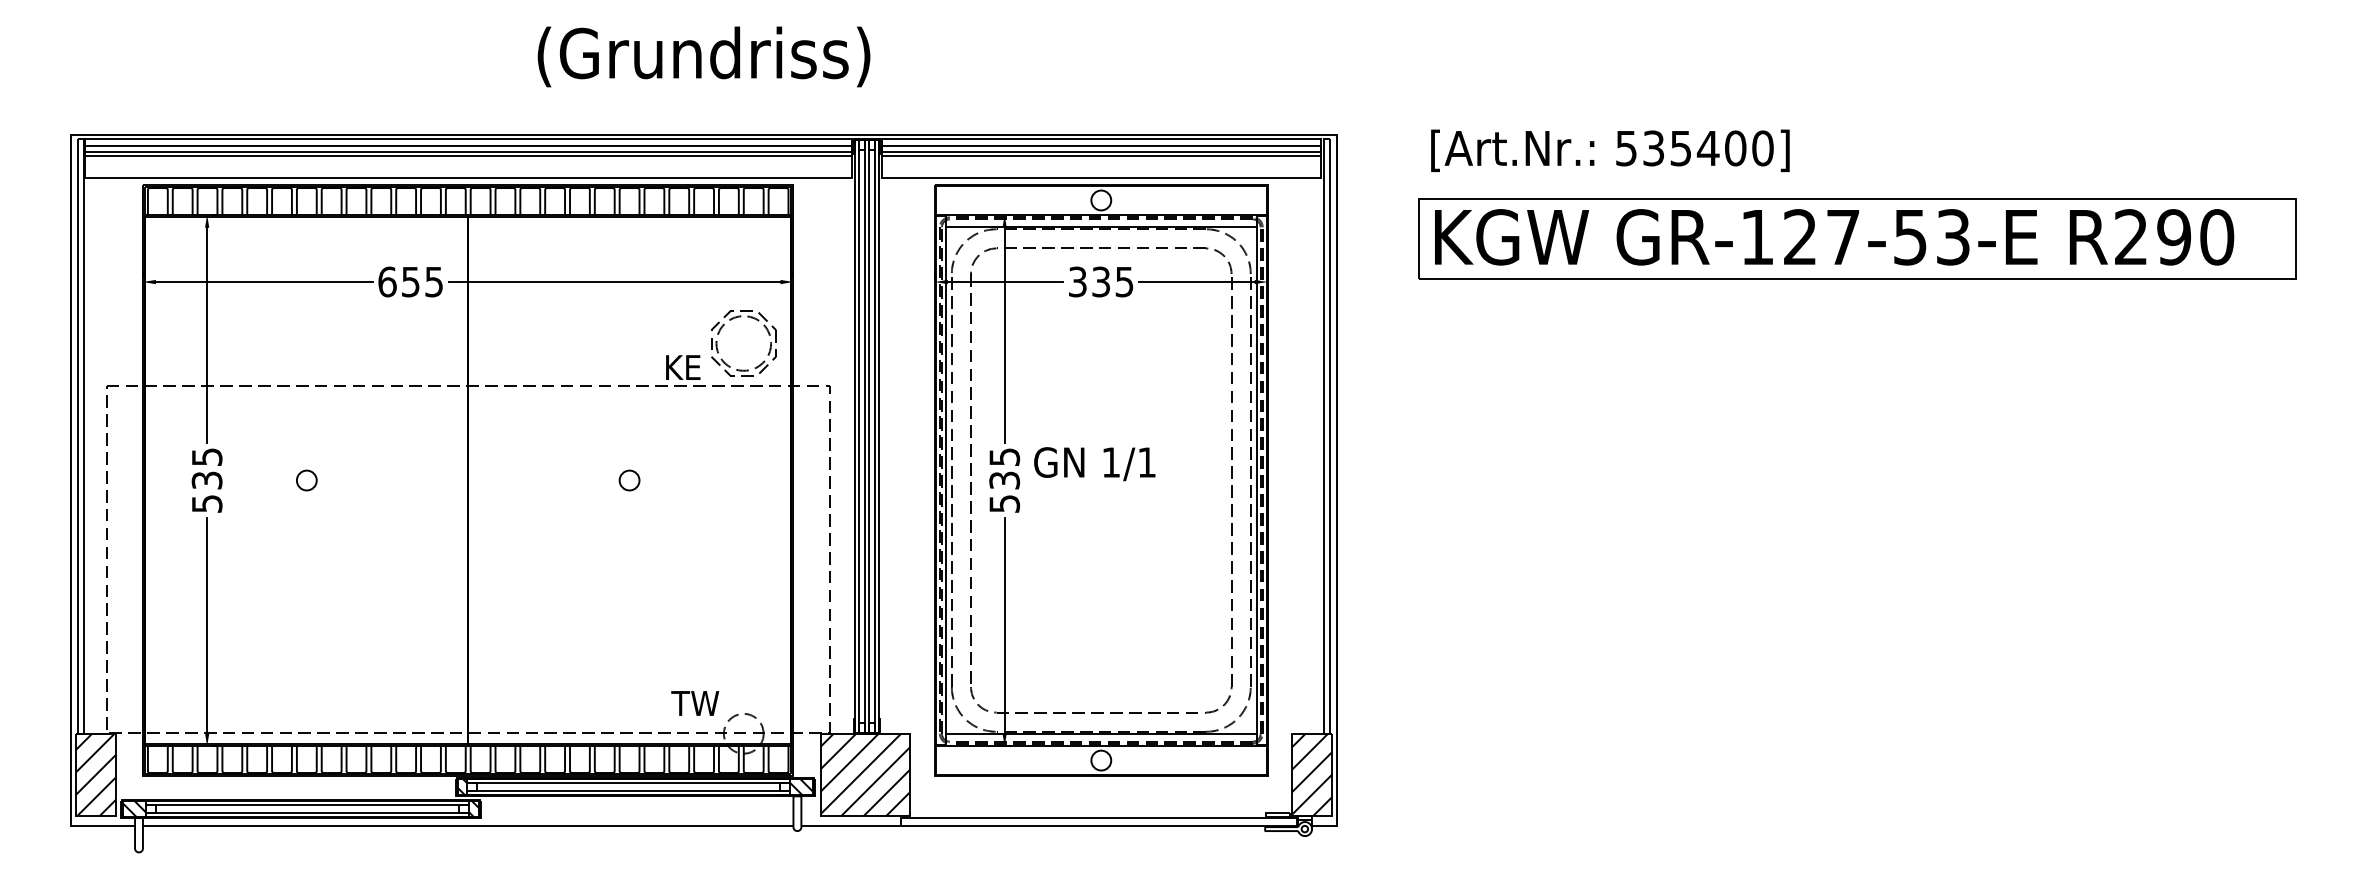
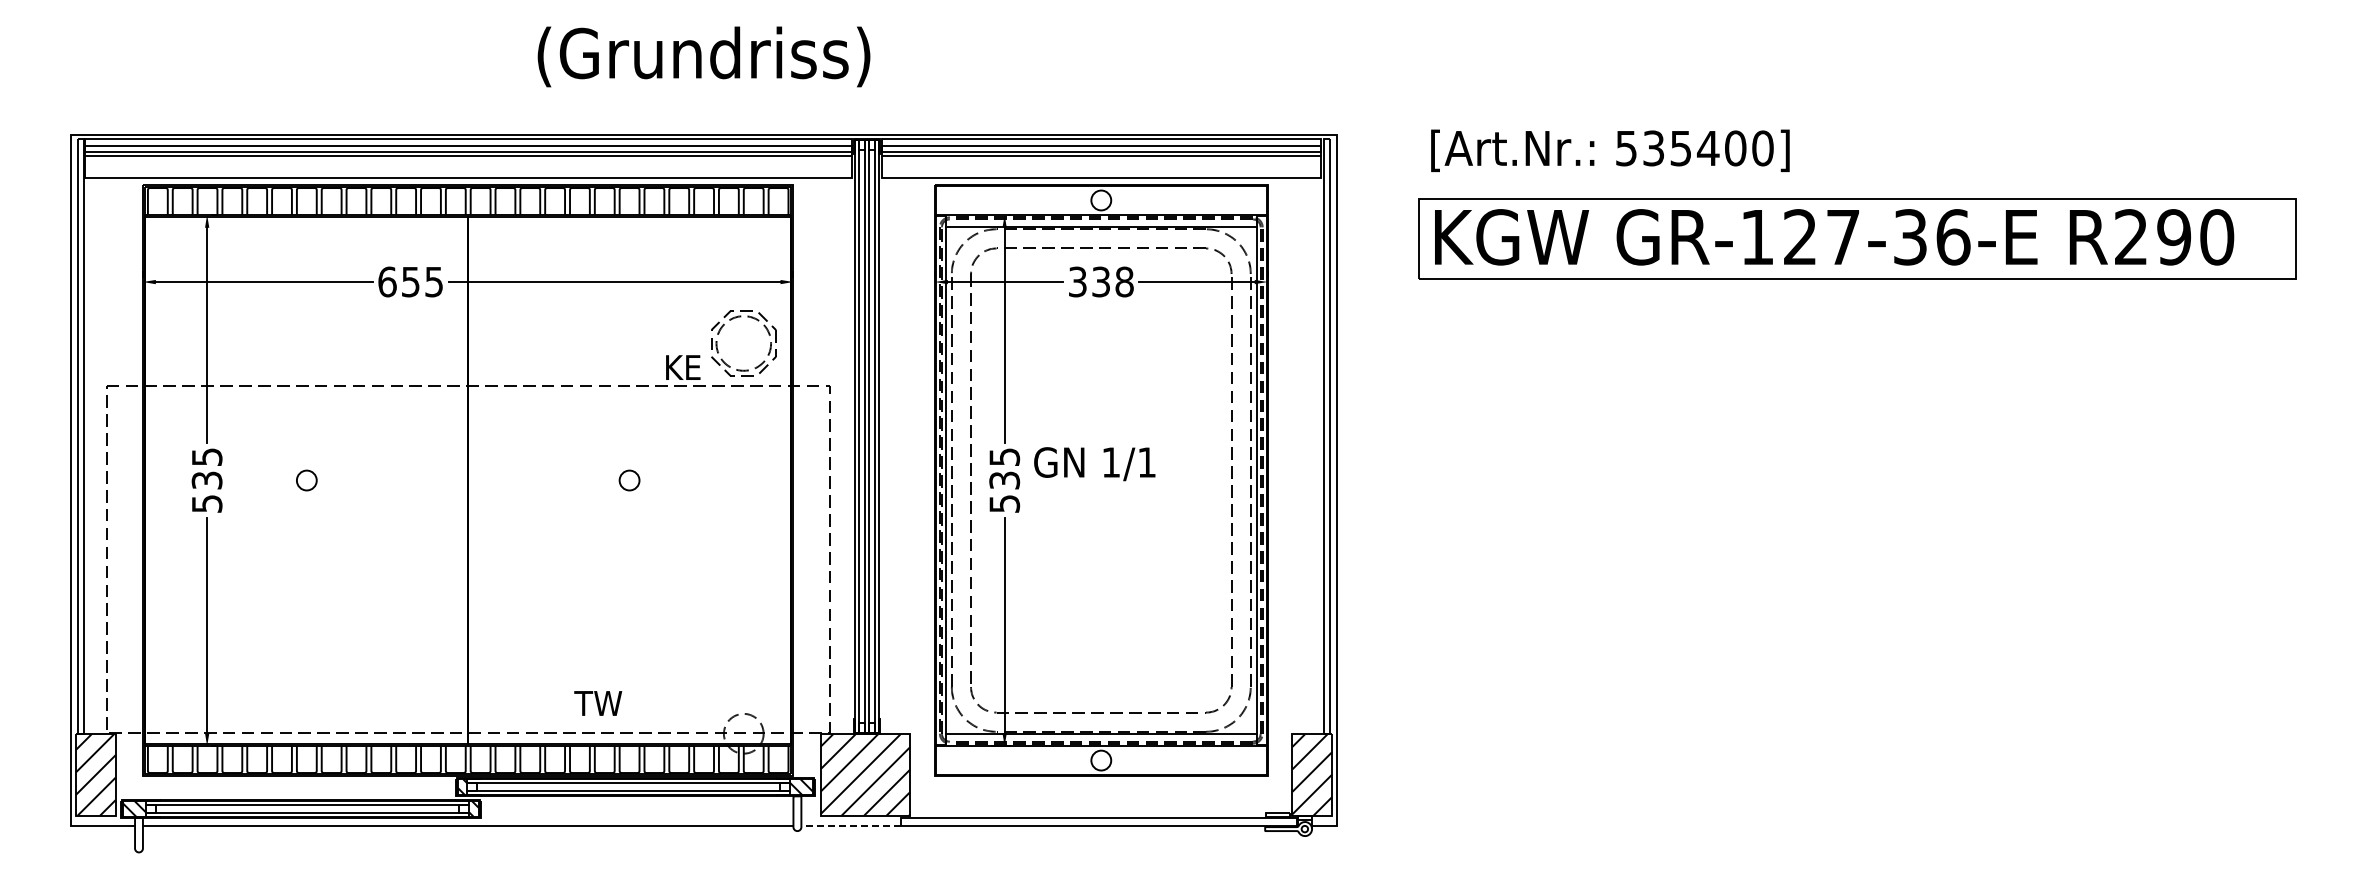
text: GR-127-53-E -> GR-127-36-E (1932, 237)
text: 335 -> 338 (1124, 281)
text position: (695, 703) -> (598, 703) (598, 703)
line: solid -> dashed (851, 825)
